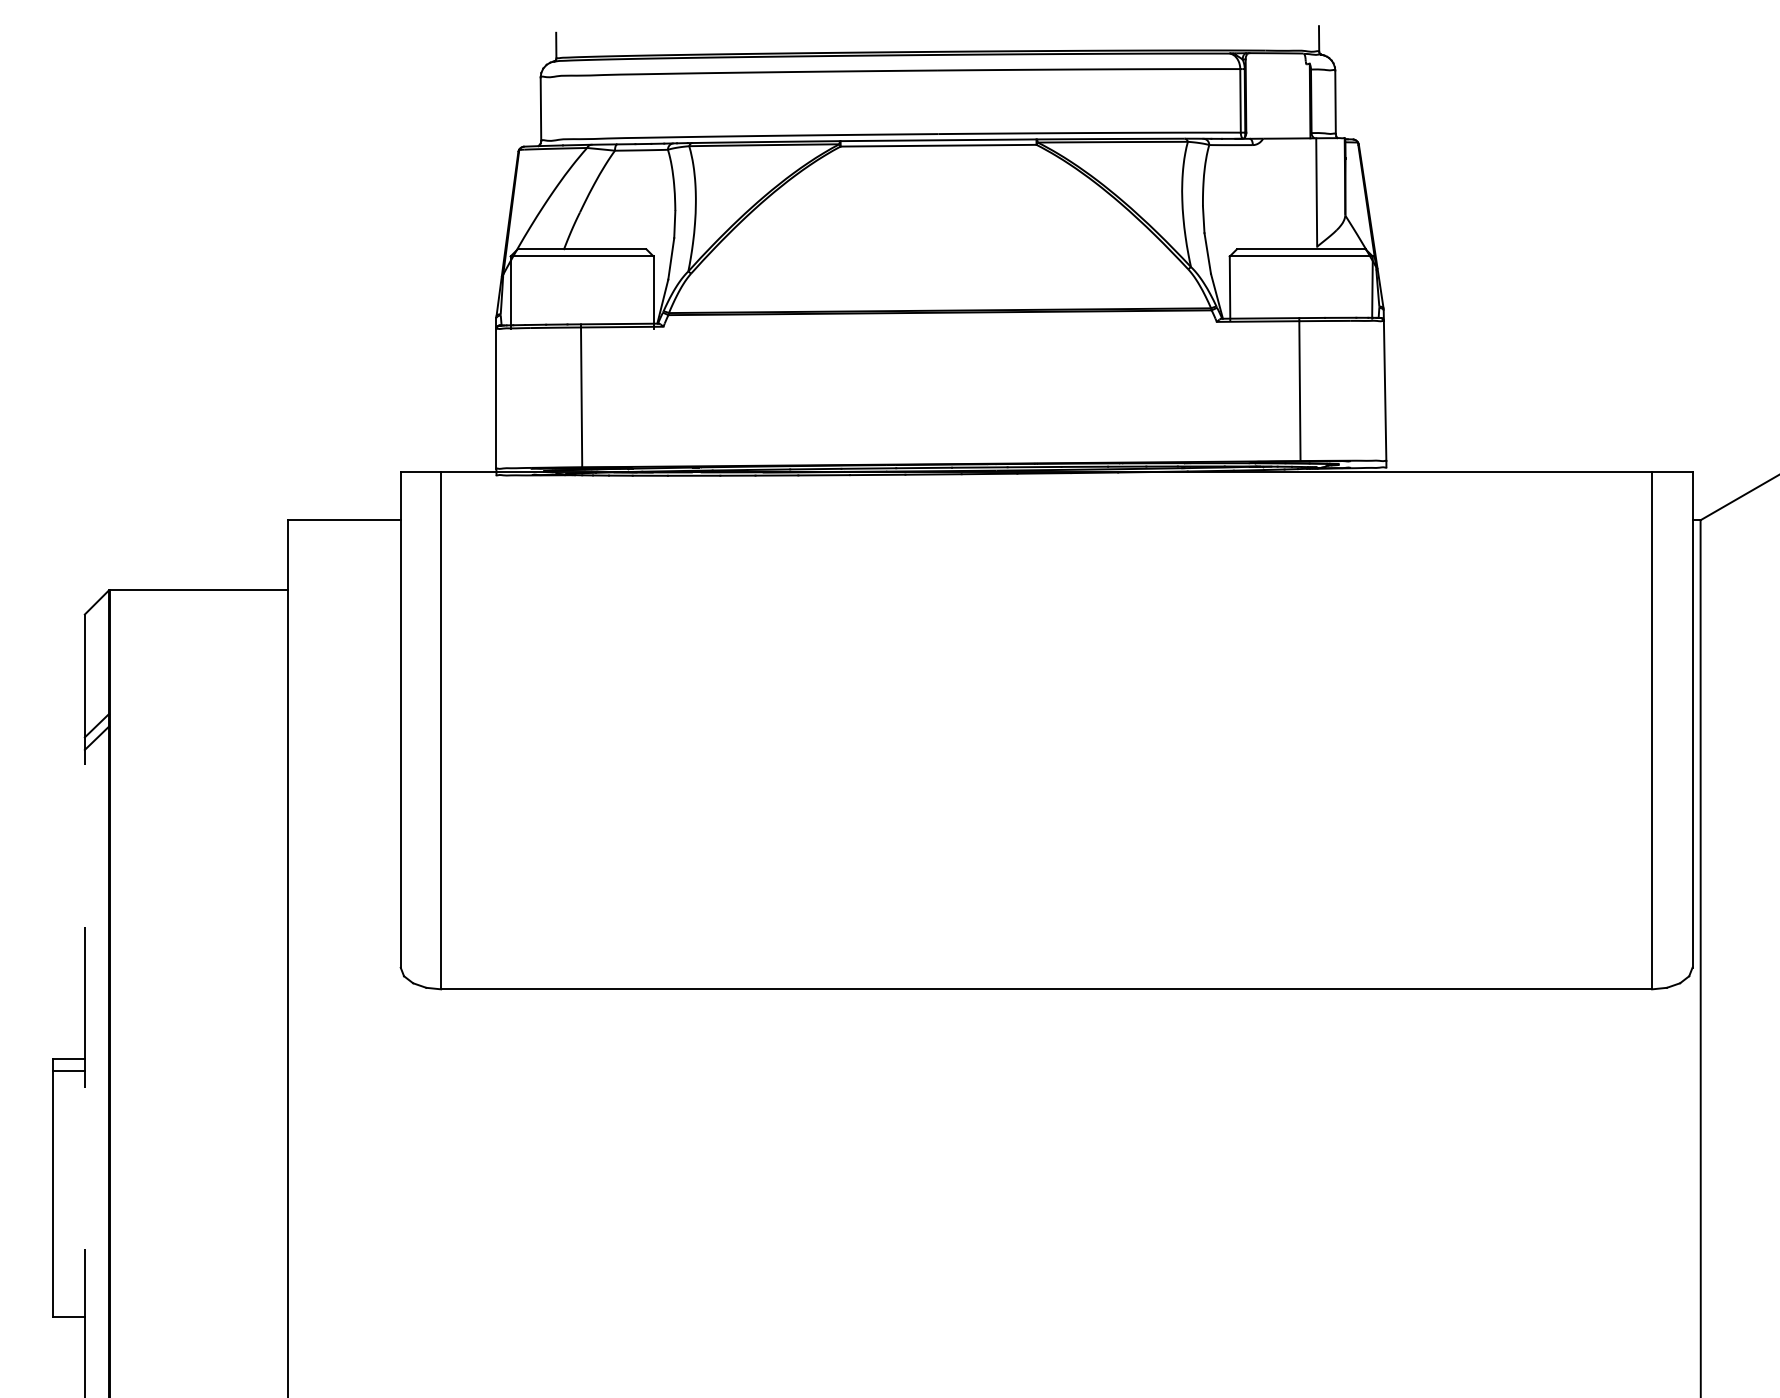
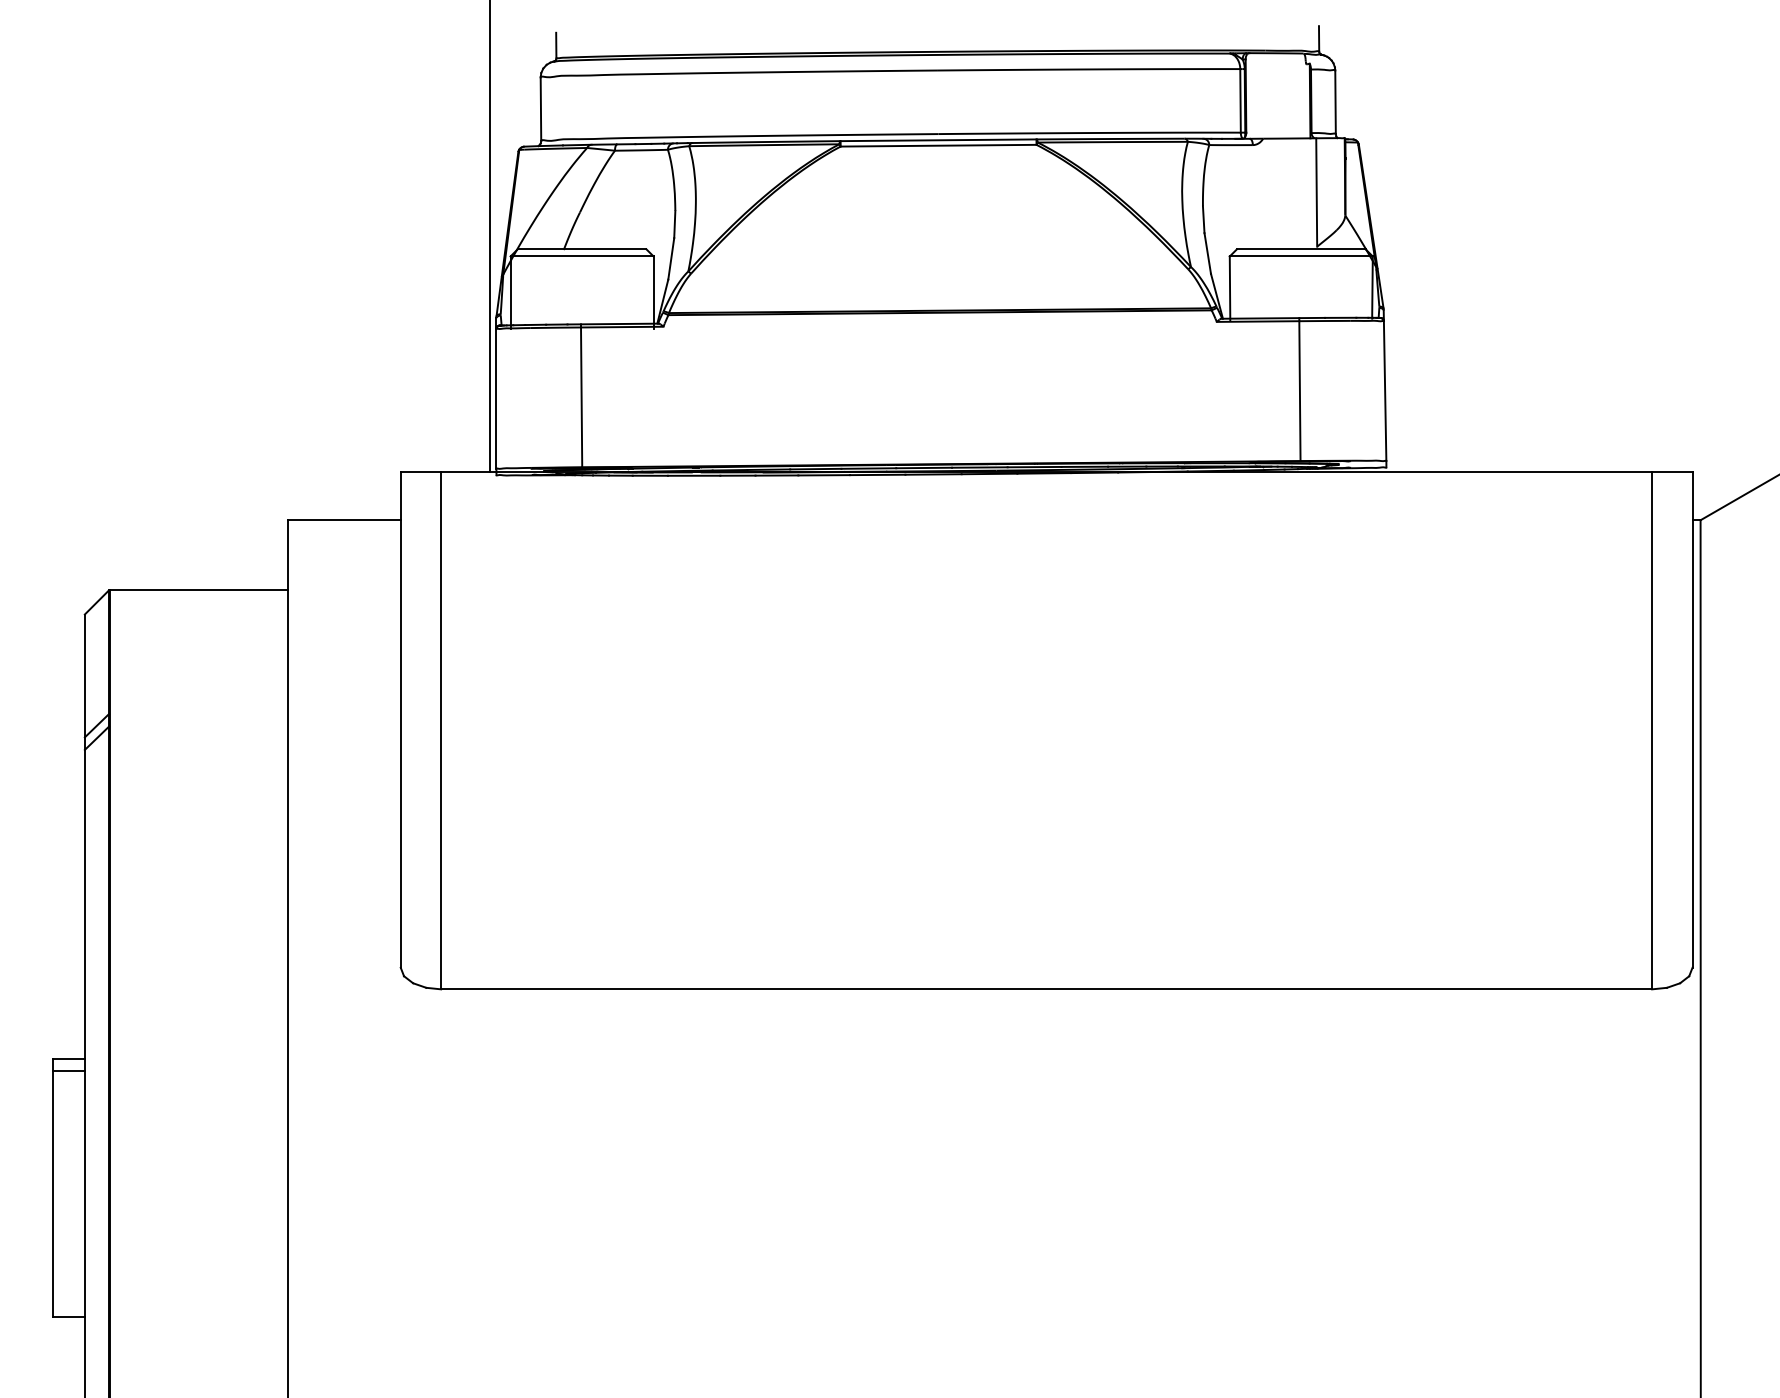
line: none -> present (489, 236)
line: dashed -> solid (84, 1006)
